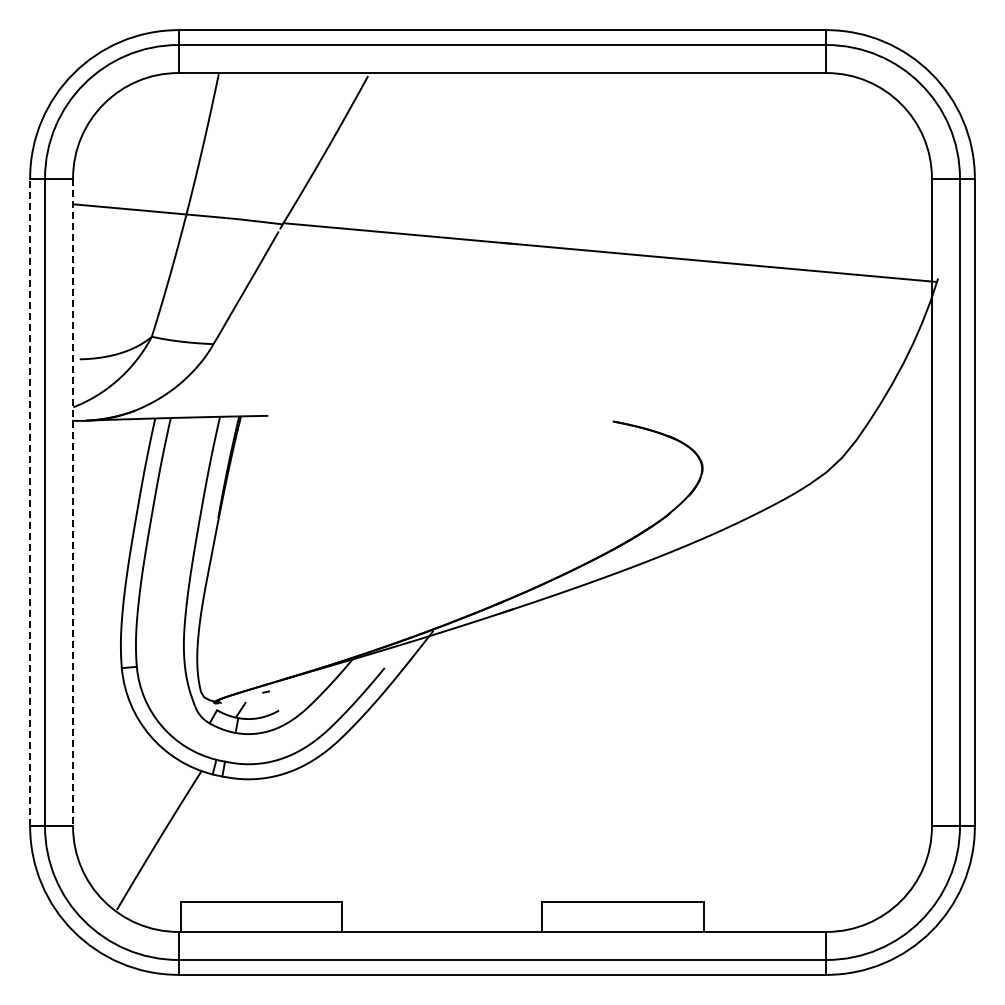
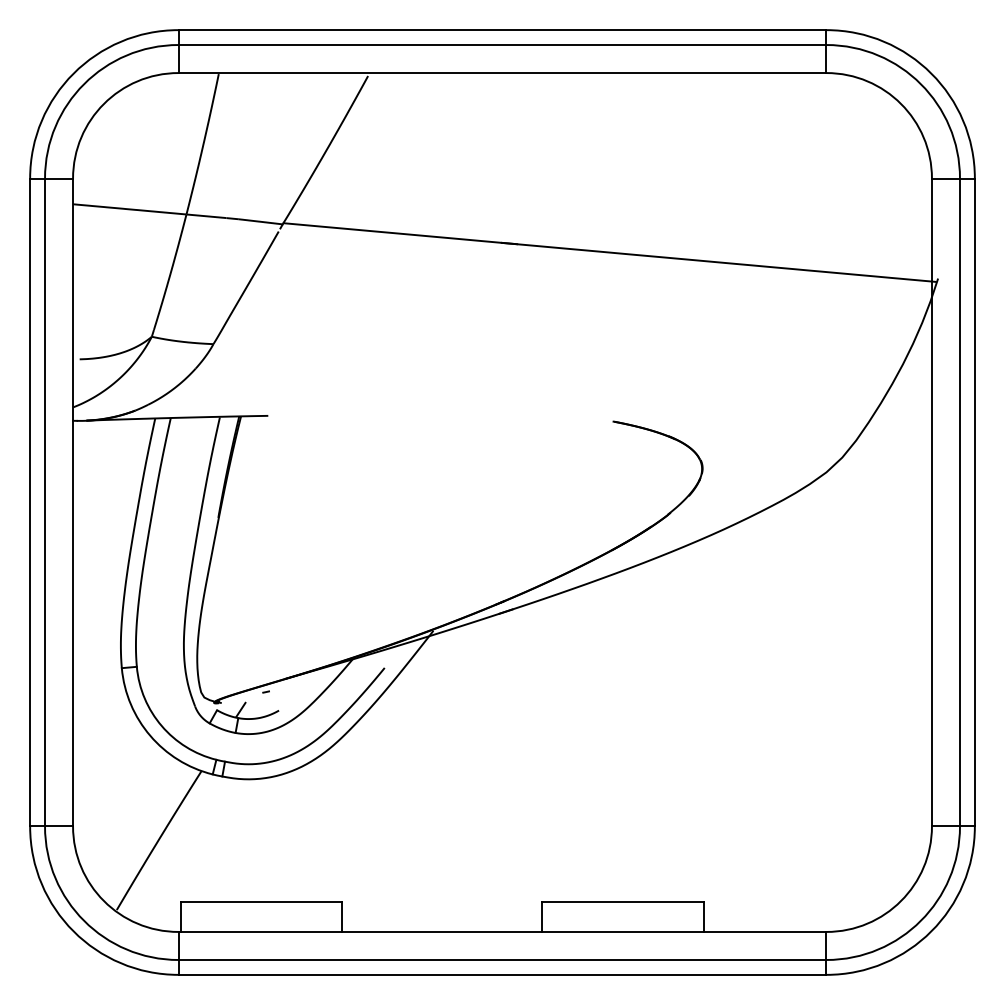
line: dashed -> solid (30, 502)
line: dashed -> solid (73, 502)
